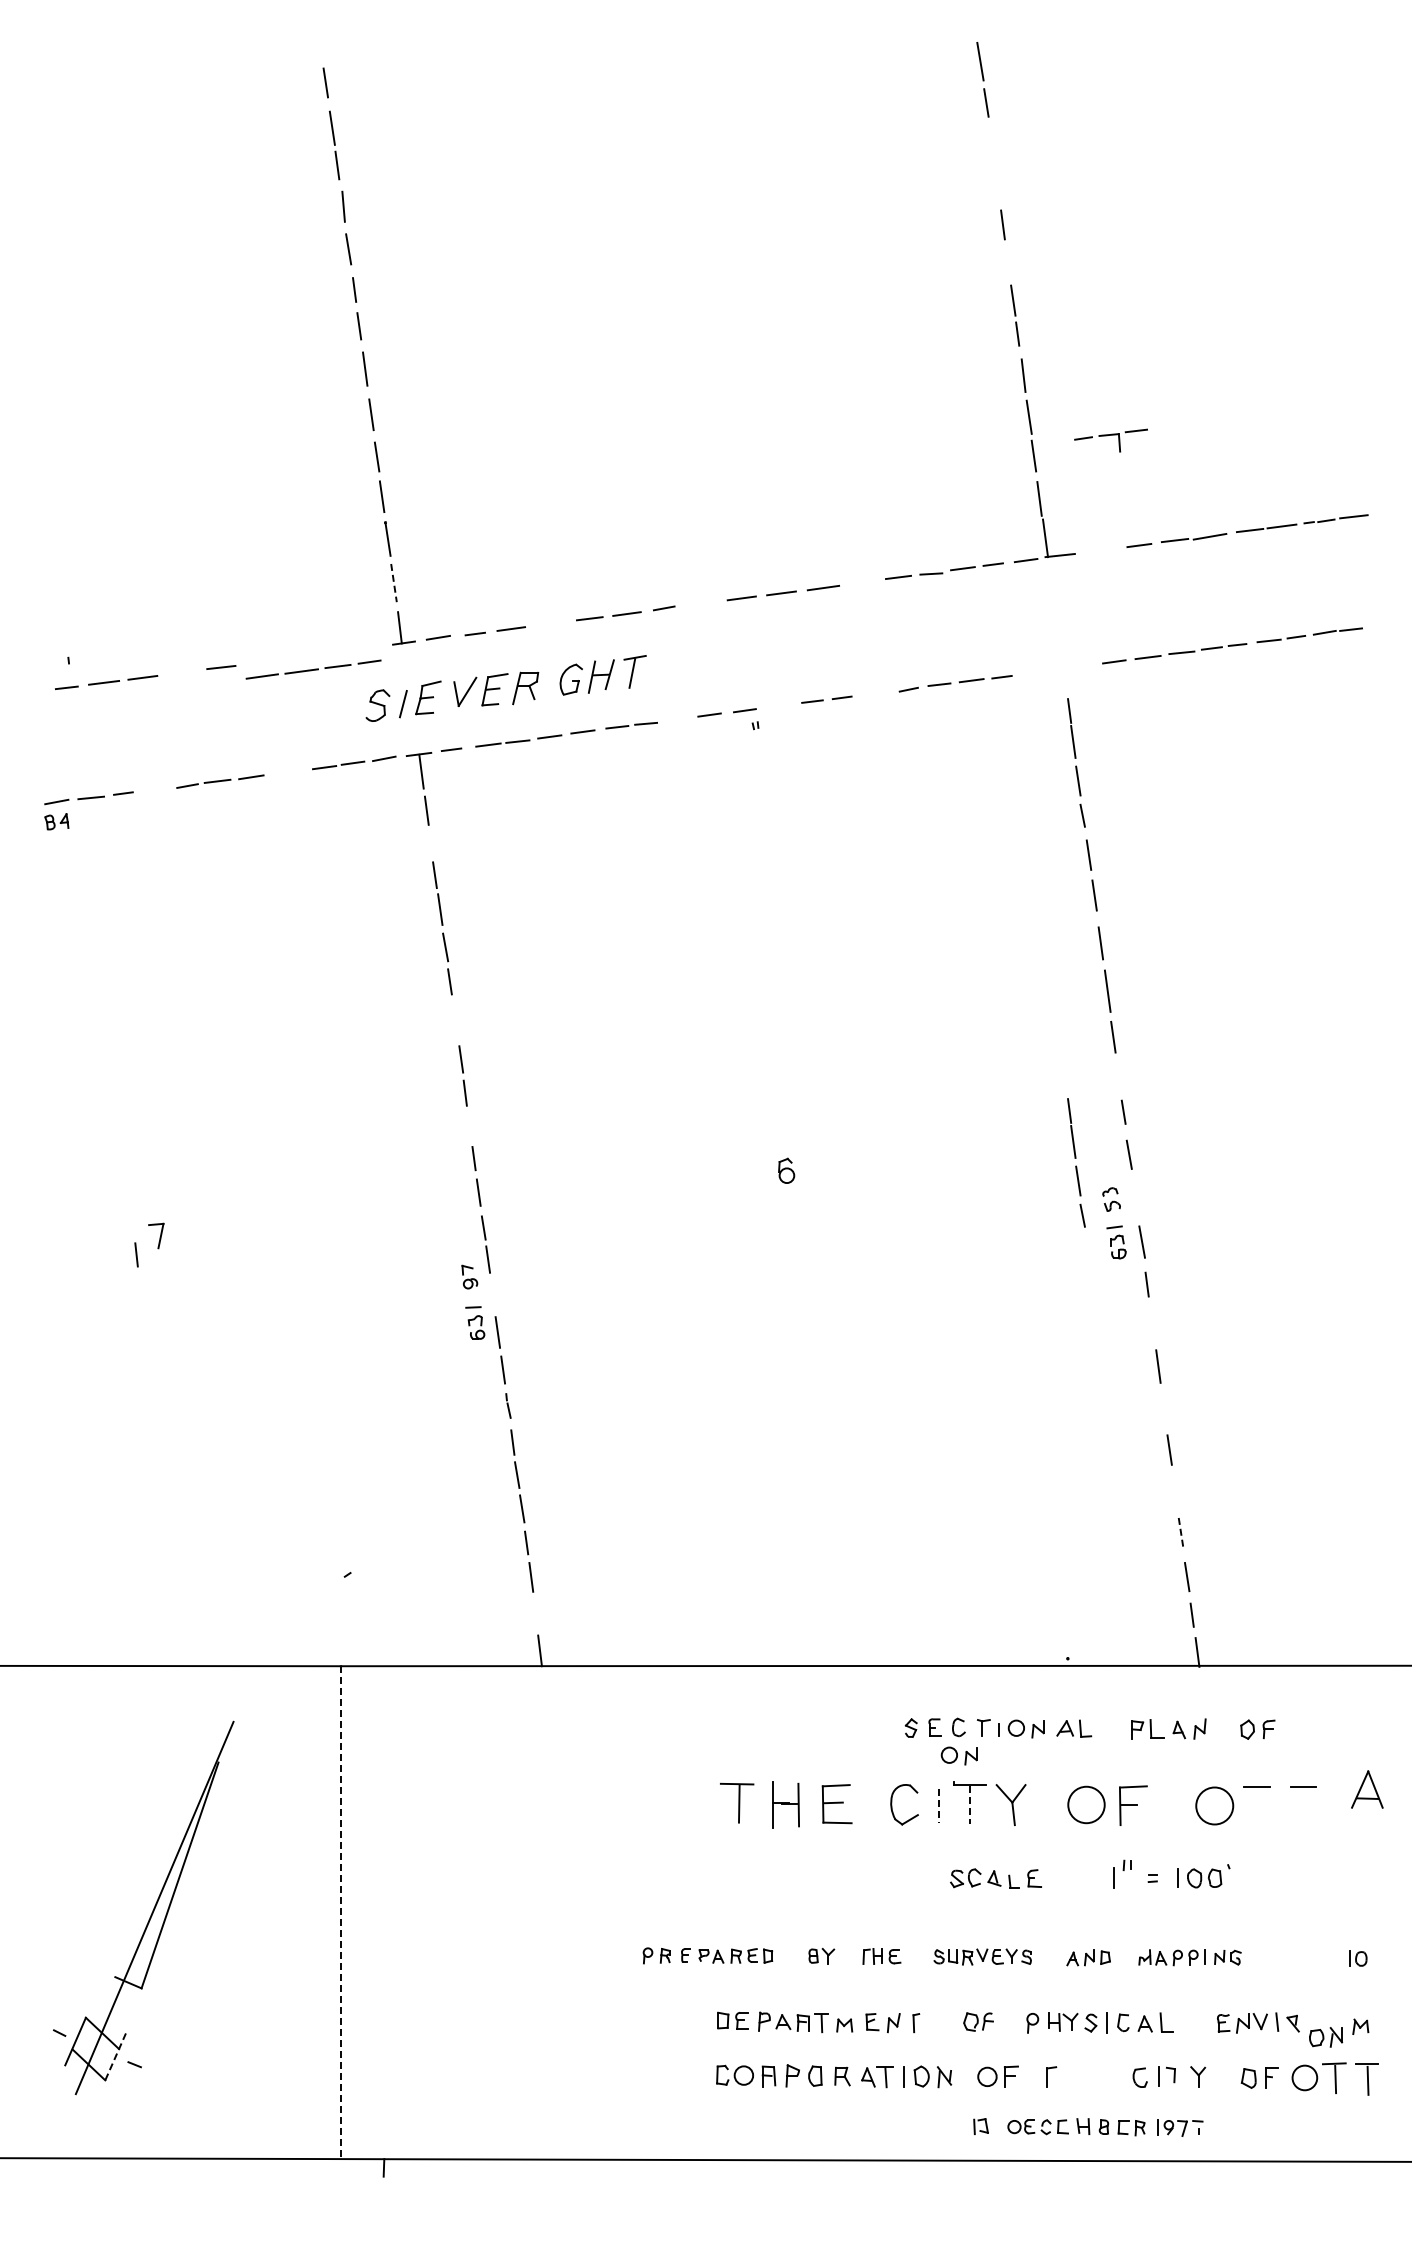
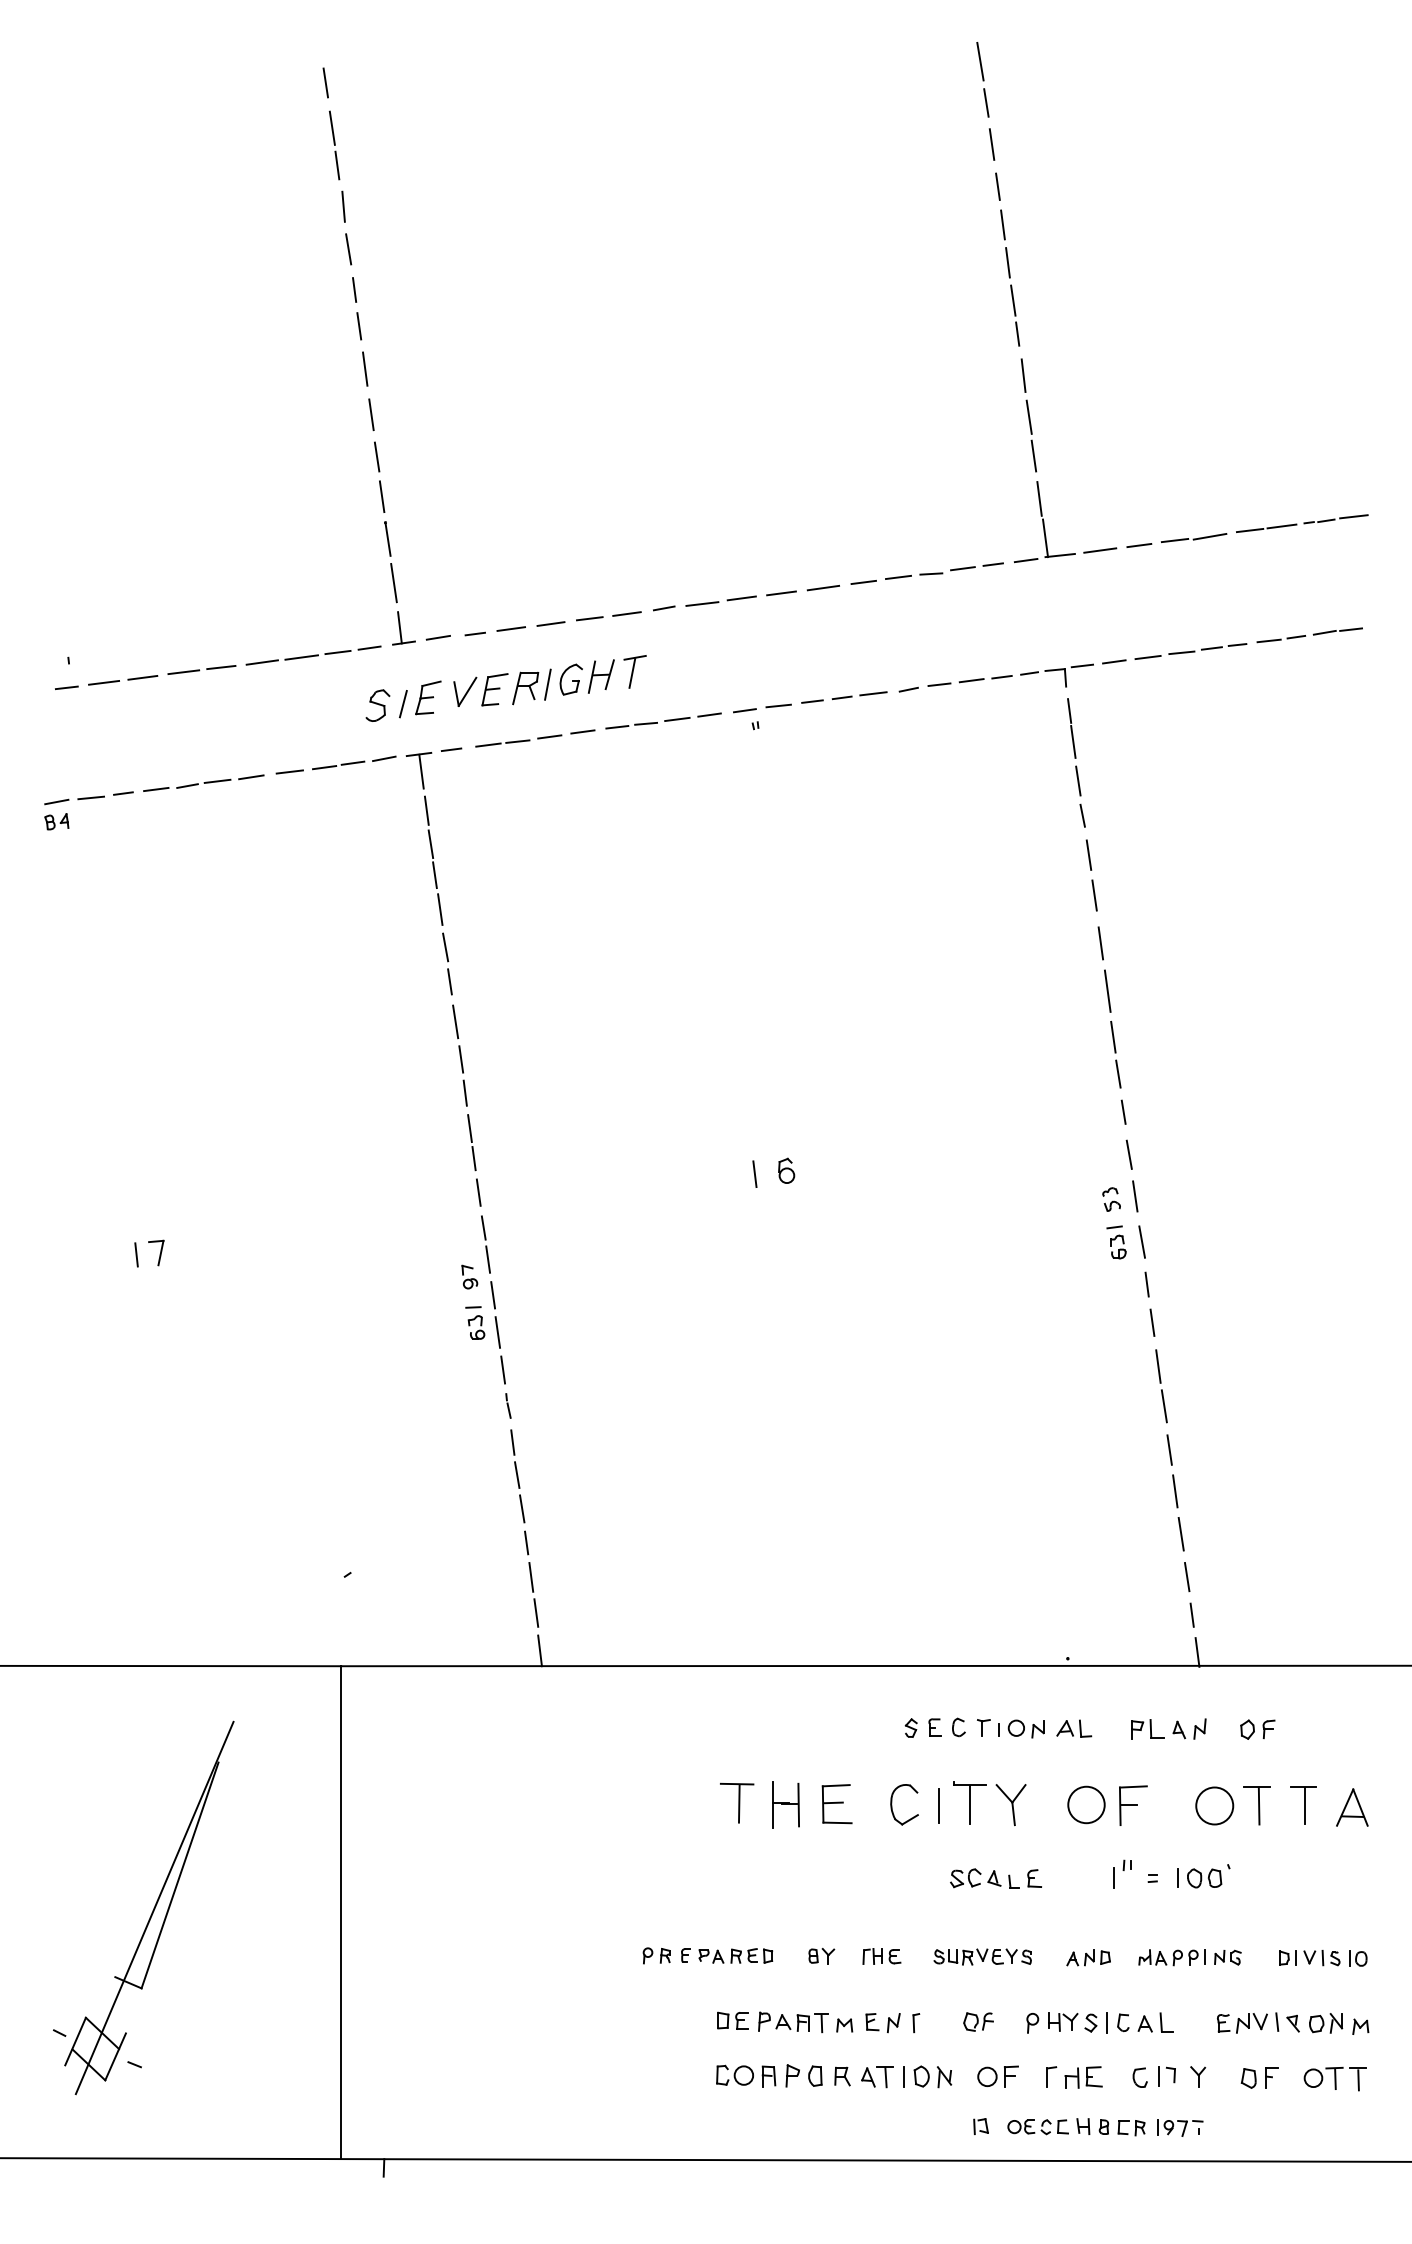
line: none -> present (992, 144)
line: none -> present (997, 186)
line: none -> present (1007, 262)
part position: (1110, 440) -> (1056, 675) (1056, 675)
line: none -> present (1100, 550)
line: none -> present (863, 582)
line: dashed -> solid (394, 583)
line: none -> present (702, 603)
line: none -> present (550, 623)
part position: (313, 669) -> (313, 655) (313, 655)
line: none -> present (183, 672)
line: none -> present (547, 684)
line: none -> present (873, 693)
line: none -> present (778, 705)
line: none -> present (677, 719)
line: none -> present (289, 771)
line: none -> present (156, 789)
line: none -> present (430, 844)
line: none -> present (455, 1021)
line: none -> present (1118, 1073)
line: none -> present (469, 1128)
part: present -> none (1076, 1162)
line: none -> present (754, 1174)
line: none -> present (1135, 1196)
part position: (156, 1235) -> (156, 1252) (156, 1252)
line: none -> present (493, 1295)
line: none -> present (1152, 1322)
line: none -> present (1163, 1406)
line: none -> present (1175, 1491)
line: dashed -> solid (1181, 1534)
line: none -> present (536, 1612)
part: present -> none (958, 1755)
part position: (1367, 1789) -> (1352, 1807) (1352, 1807)
line: dashed -> solid (969, 1805)
line: none -> present (1258, 1805)
line: dashed -> solid (939, 1806)
line: none -> present (1305, 1806)
line: dashed -> solid (341, 1912)
part: none -> present (1309, 1958)
part position: (1326, 2037) -> (1326, 2023) (1326, 2023)
line: dashed -> solid (115, 2056)
part: none -> present (1083, 2077)
part size: 88x34 px -> 64x26 px (1334, 2078)
